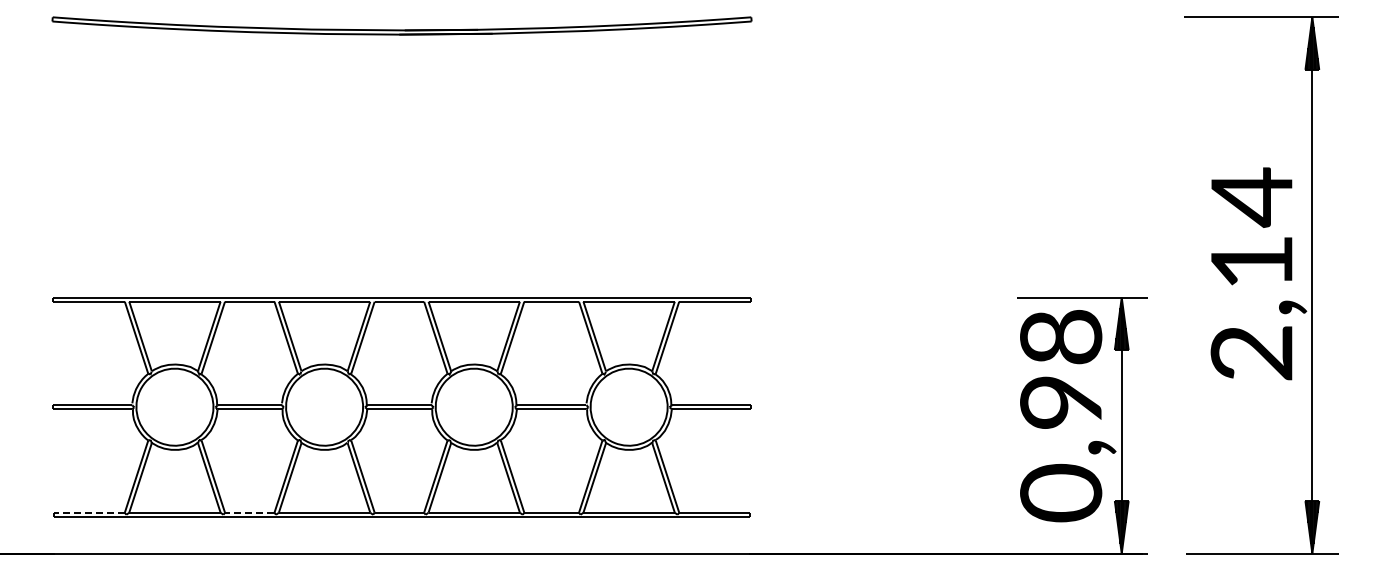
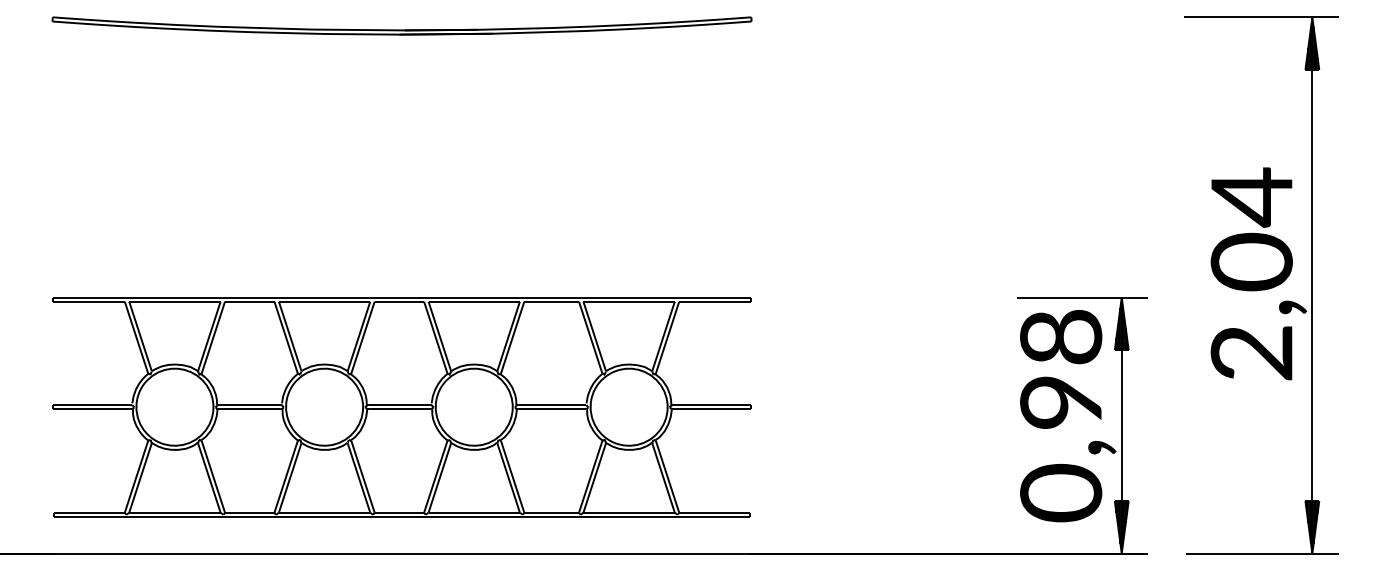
text: 2,14 -> 2,04 (1251, 261)
line: dashed -> solid (89, 512)
line: dashed -> solid (249, 512)
